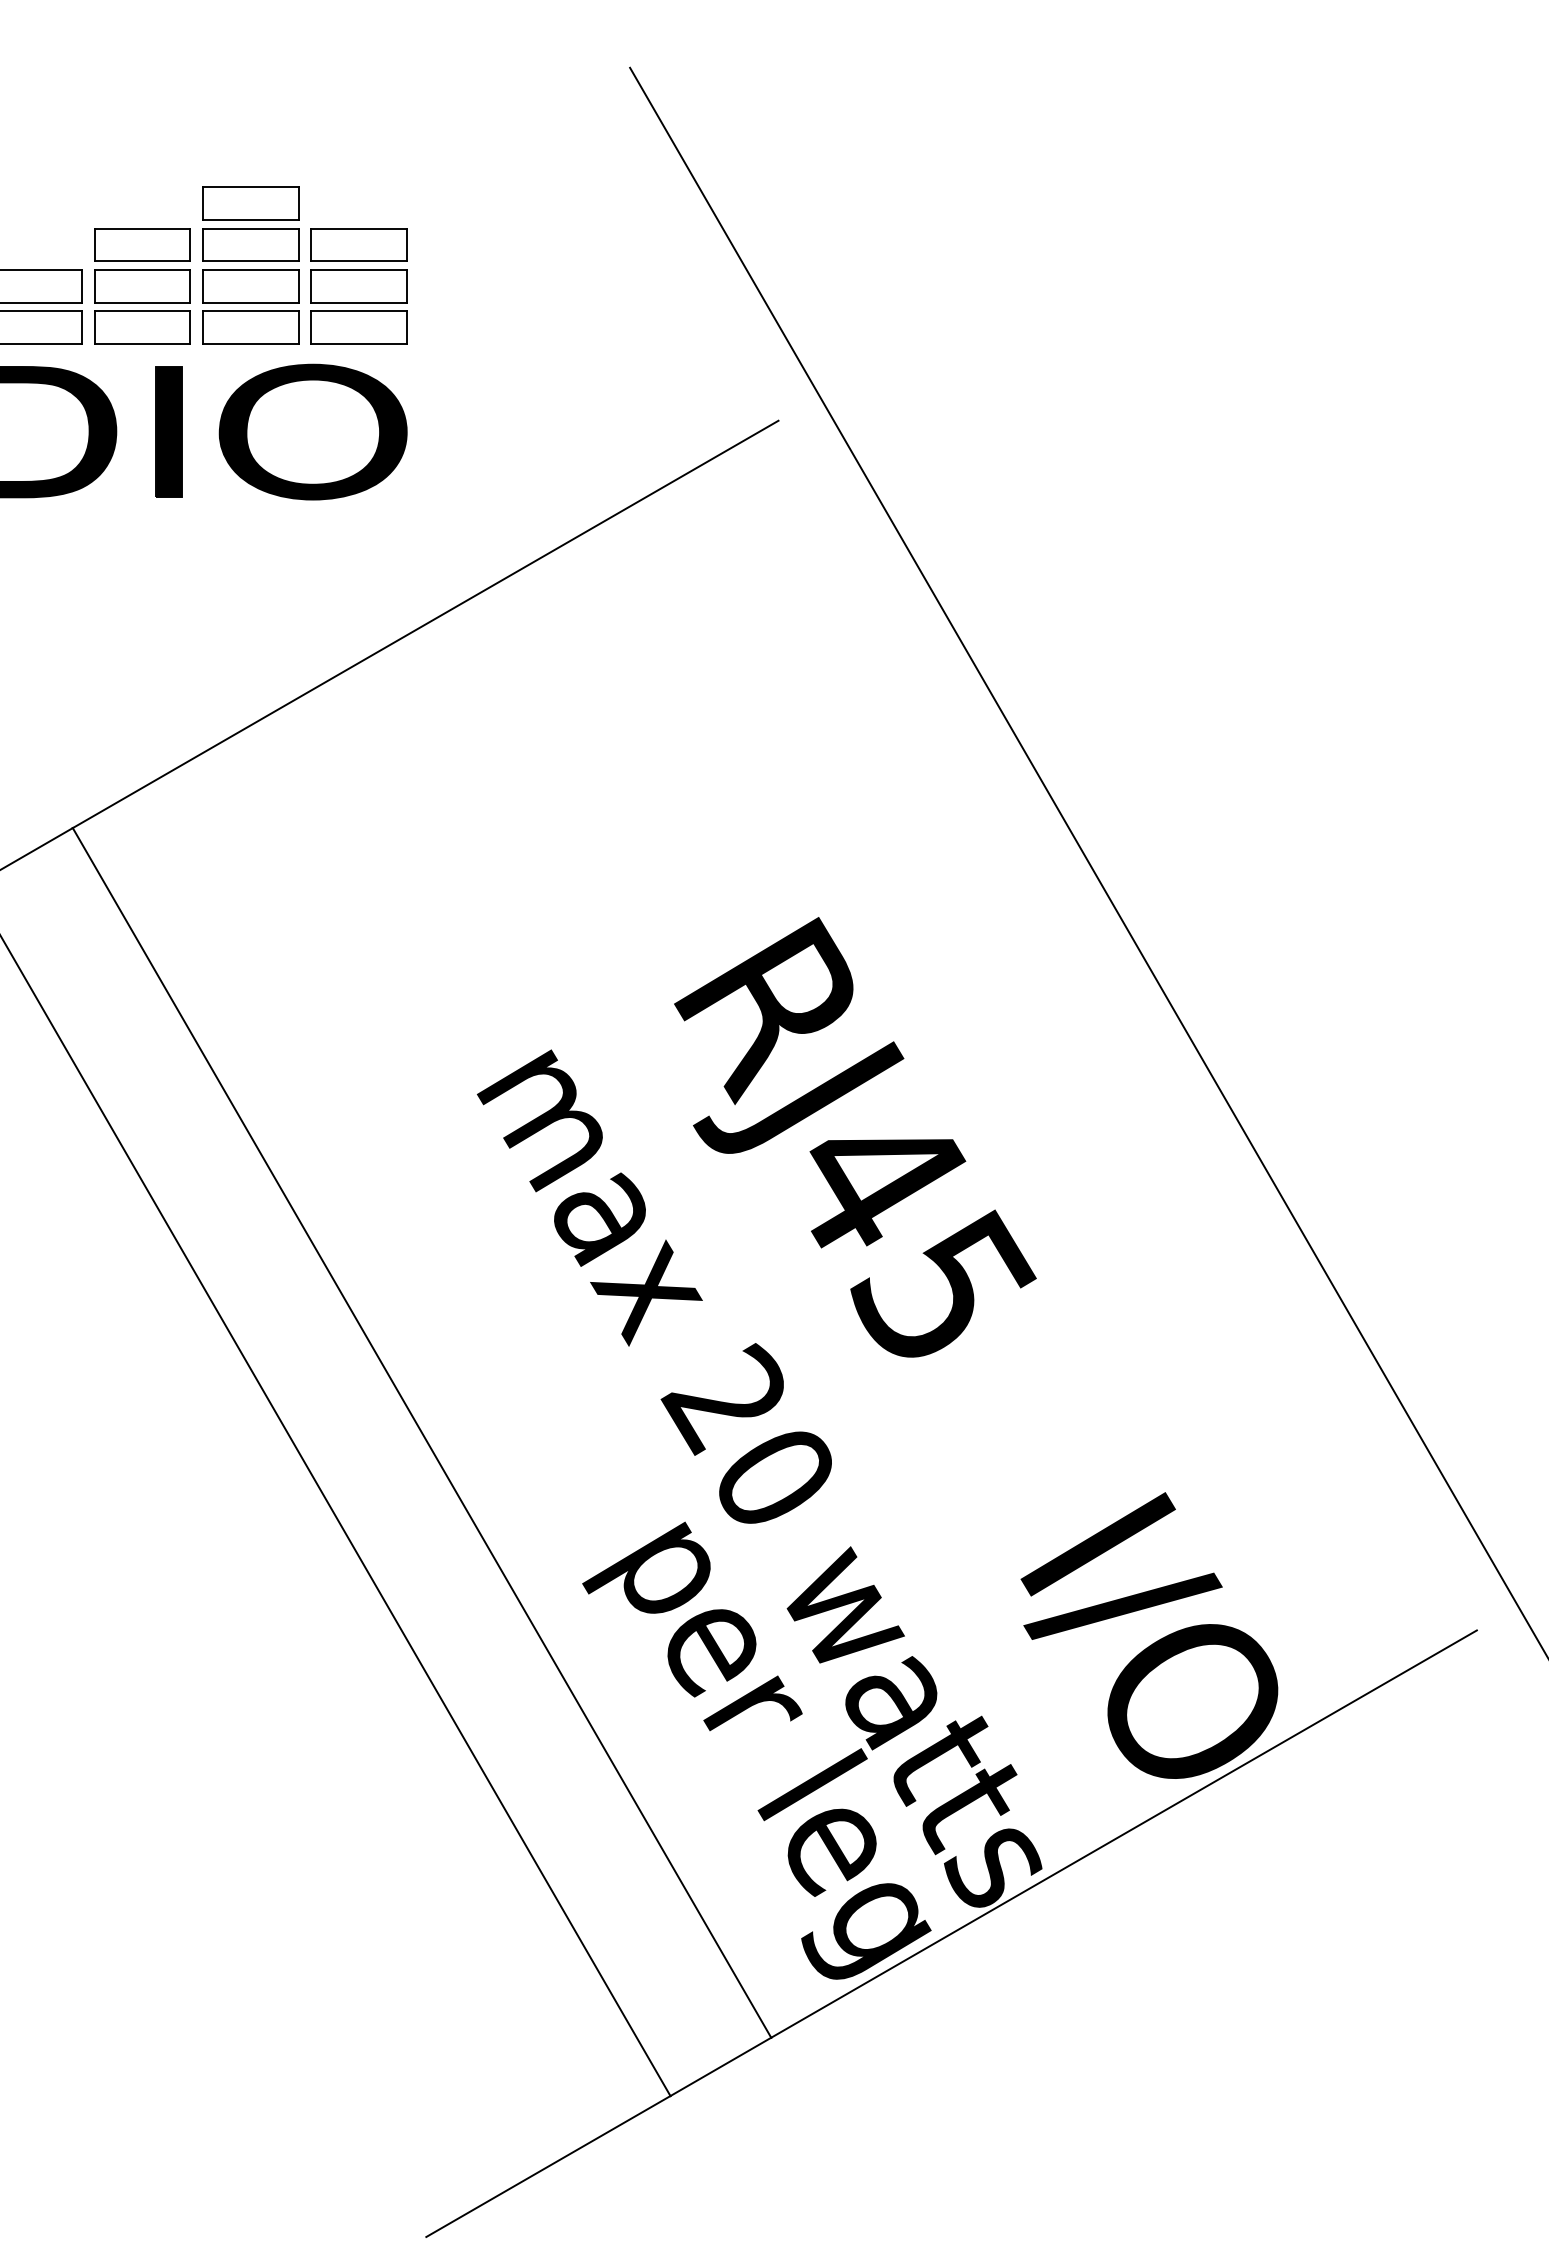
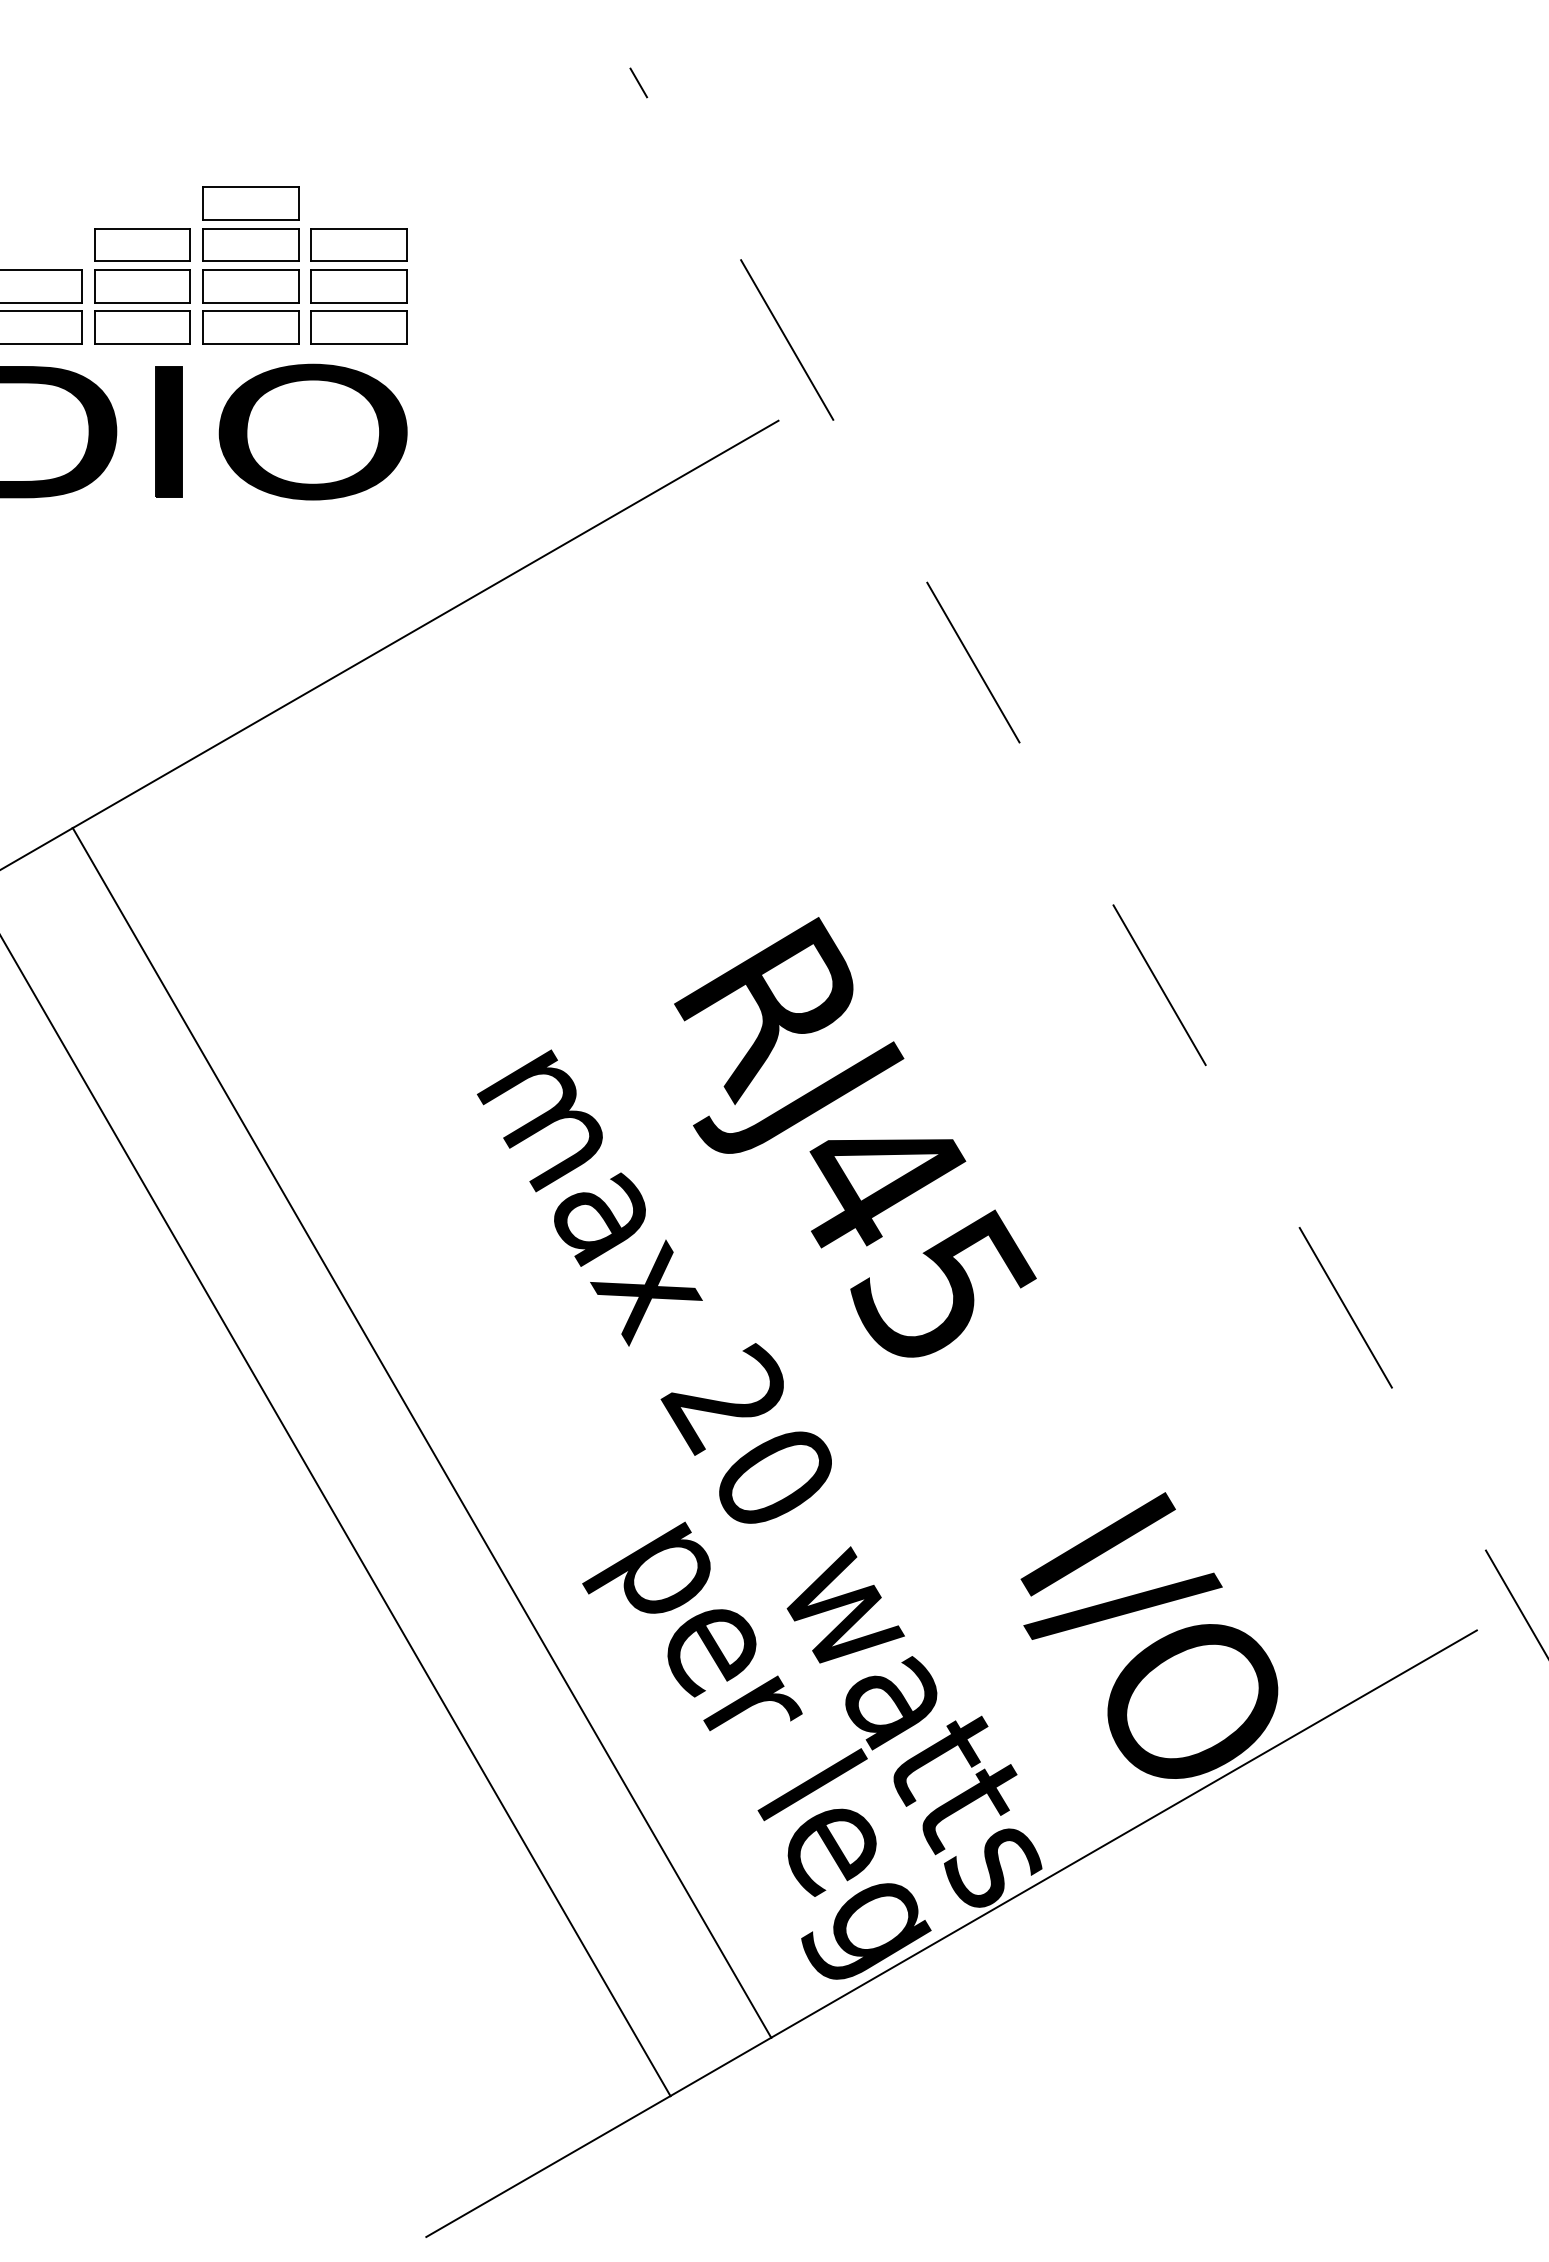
line: solid -> dashed (1089, 863)
